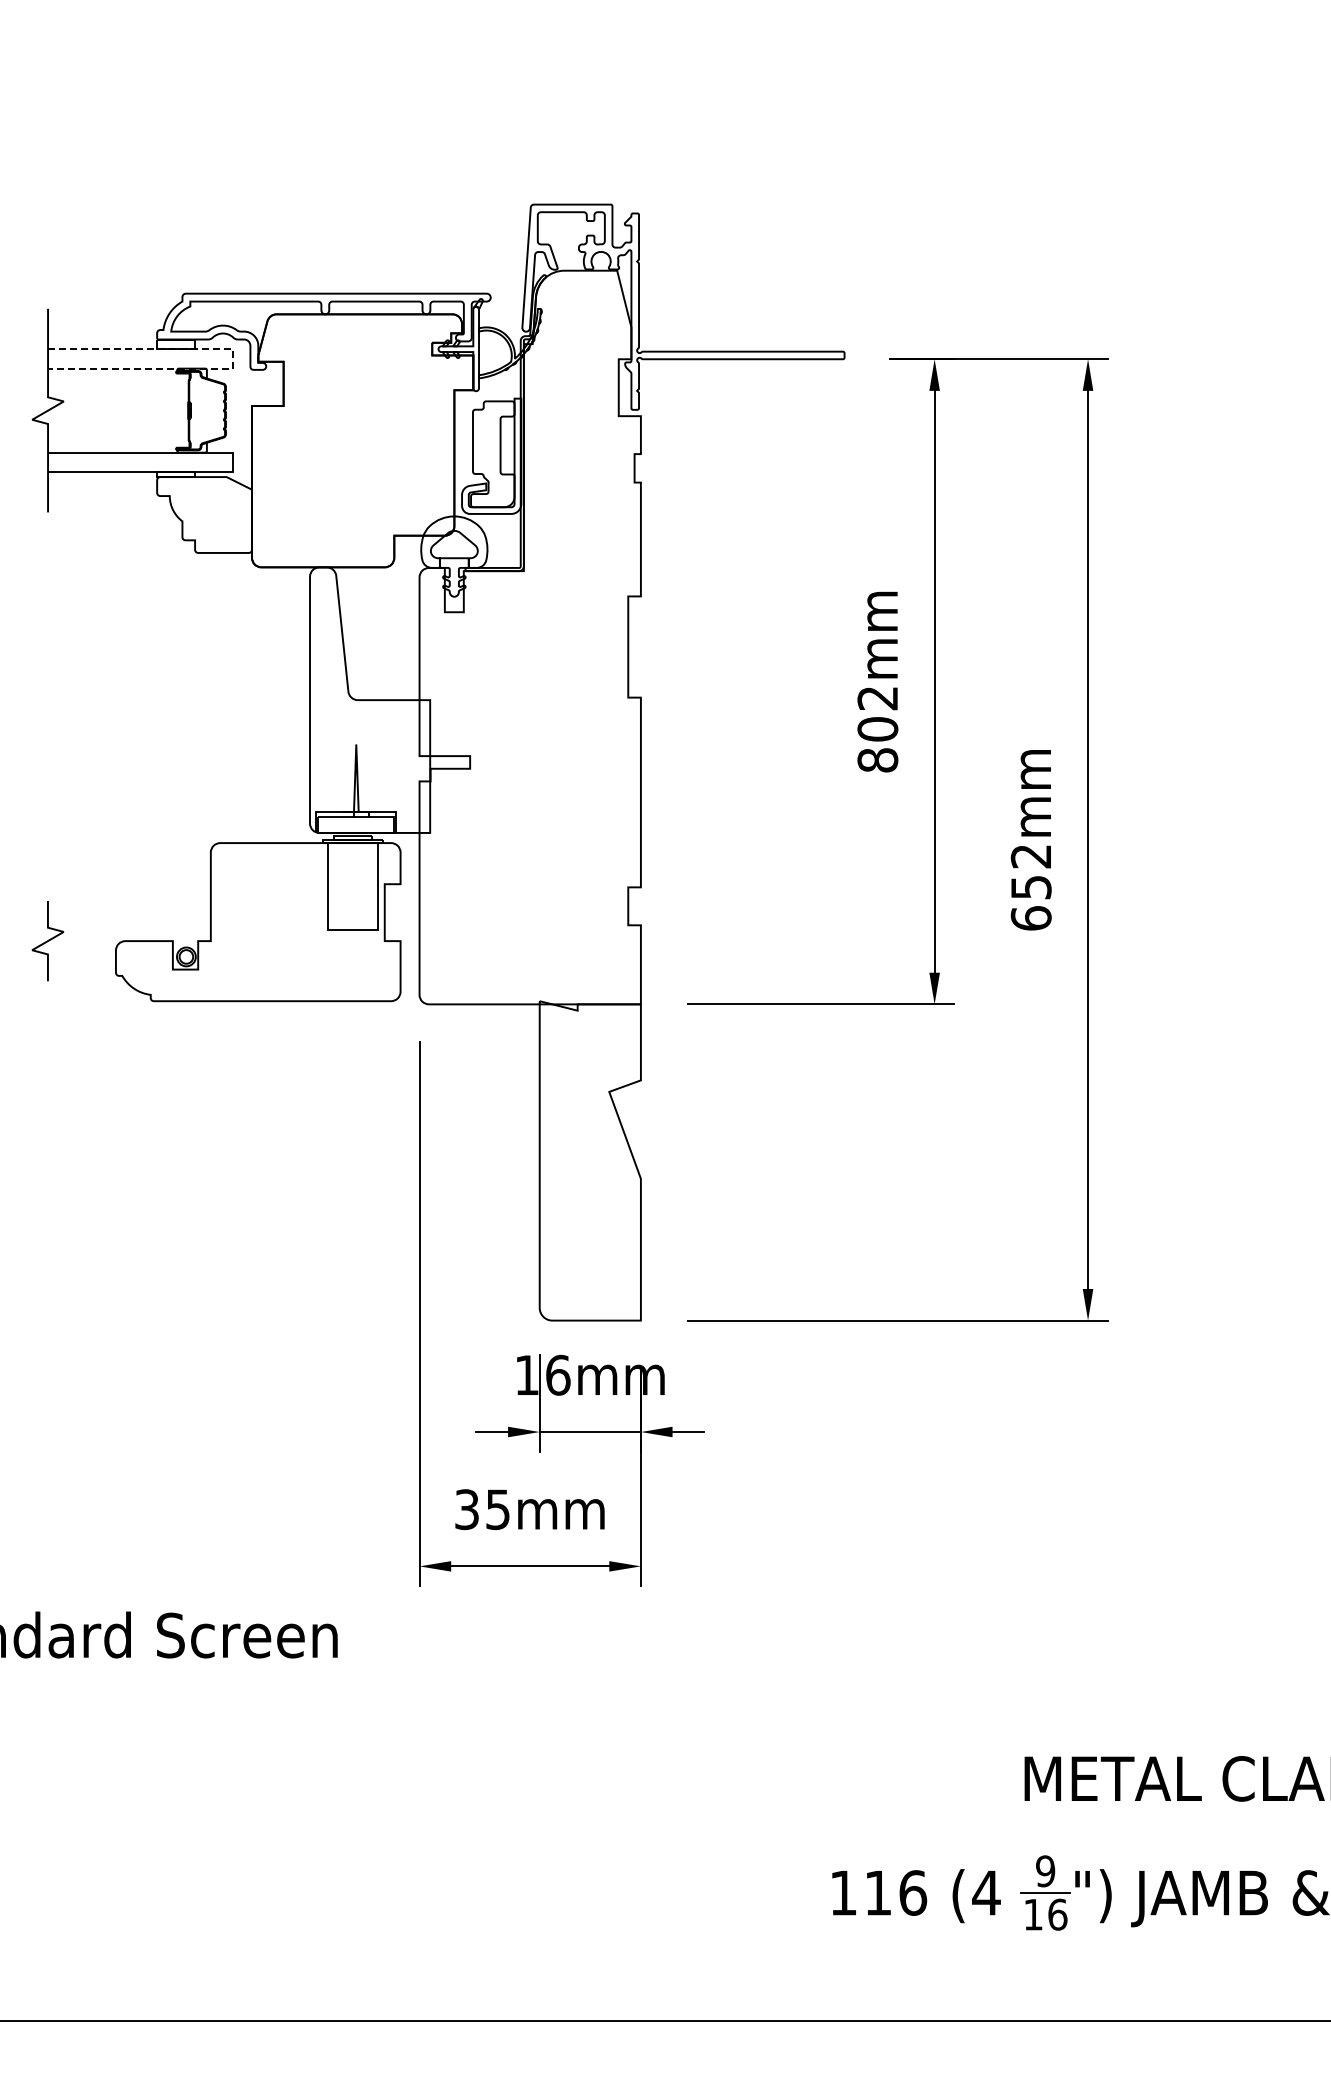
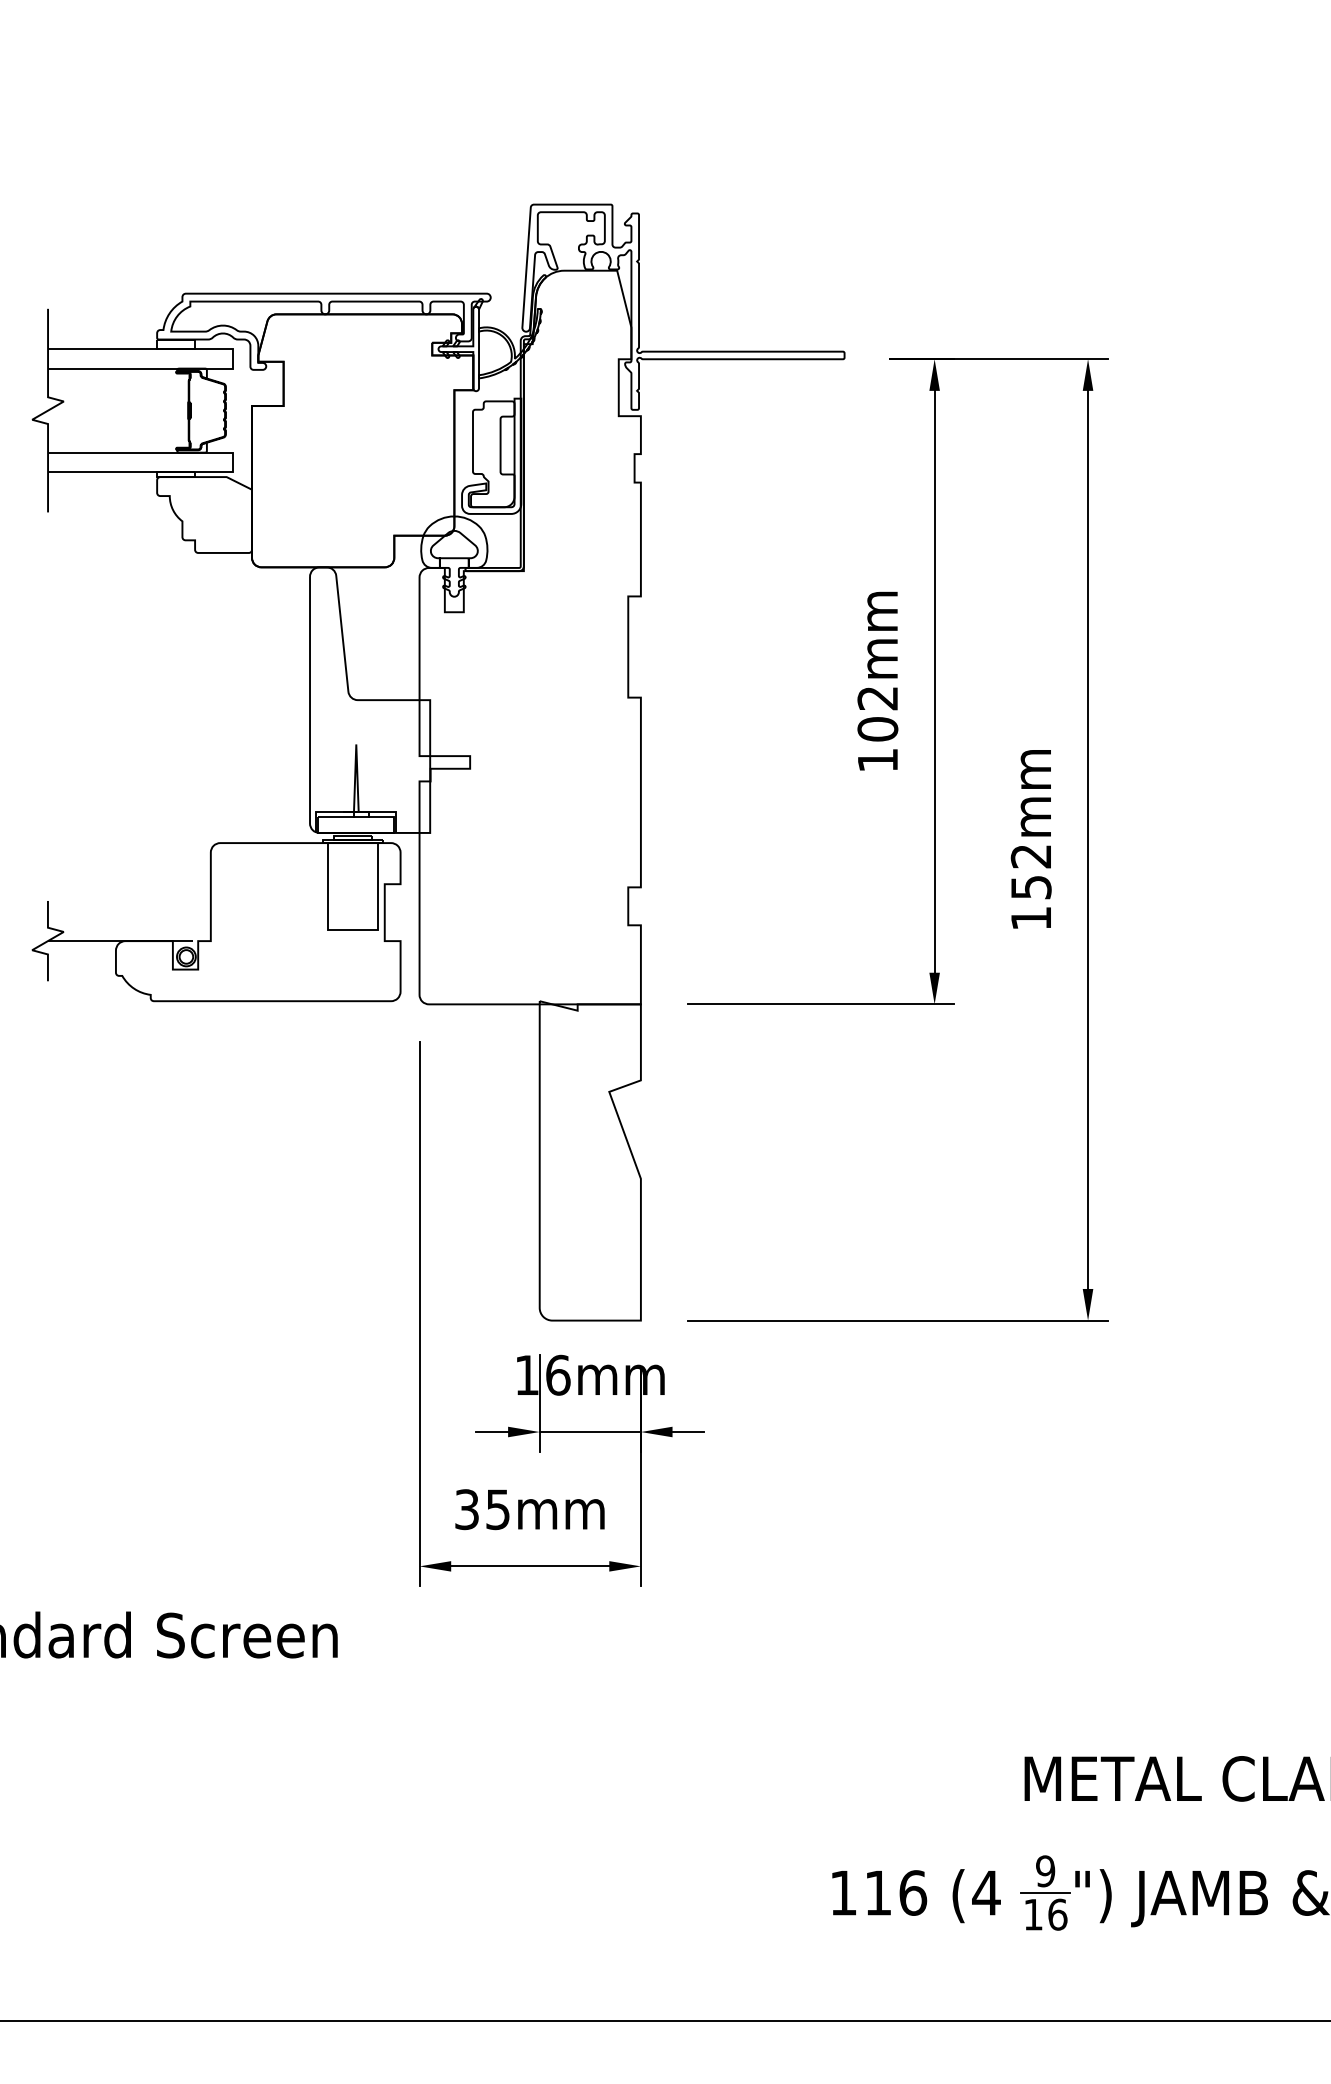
line: dashed -> solid (233, 358)
text: 802mm -> 102mm (877, 760)
text: 652mm -> 152mm (1030, 918)
line: none -> present (119, 941)
